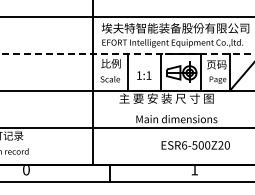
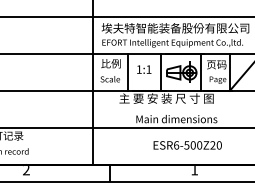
line: dashed -> solid (126, 53)
text position: (144, 75) -> (144, 69) (144, 69)
text position: (195, 145) -> (187, 145) (187, 145)
text: 0 -> 2 (26, 170)
